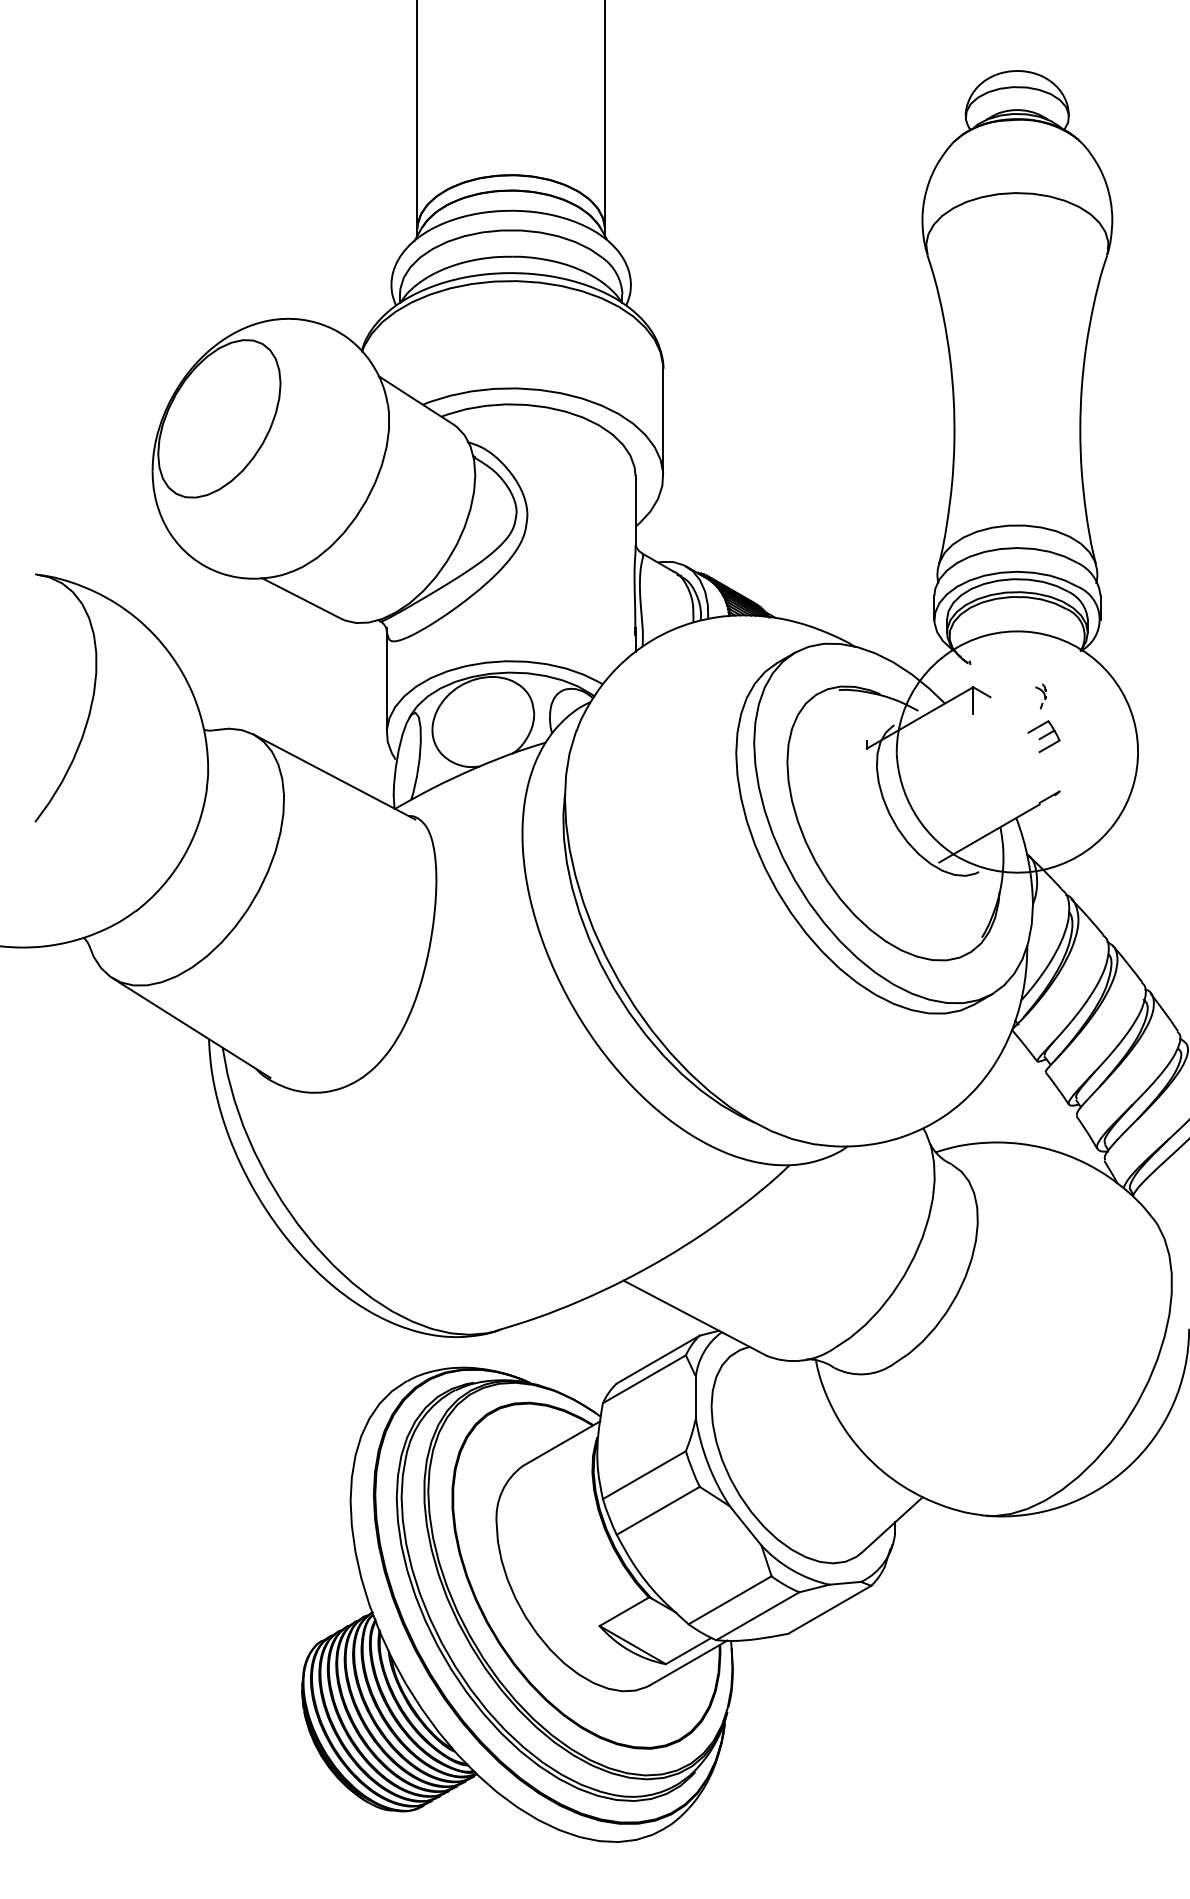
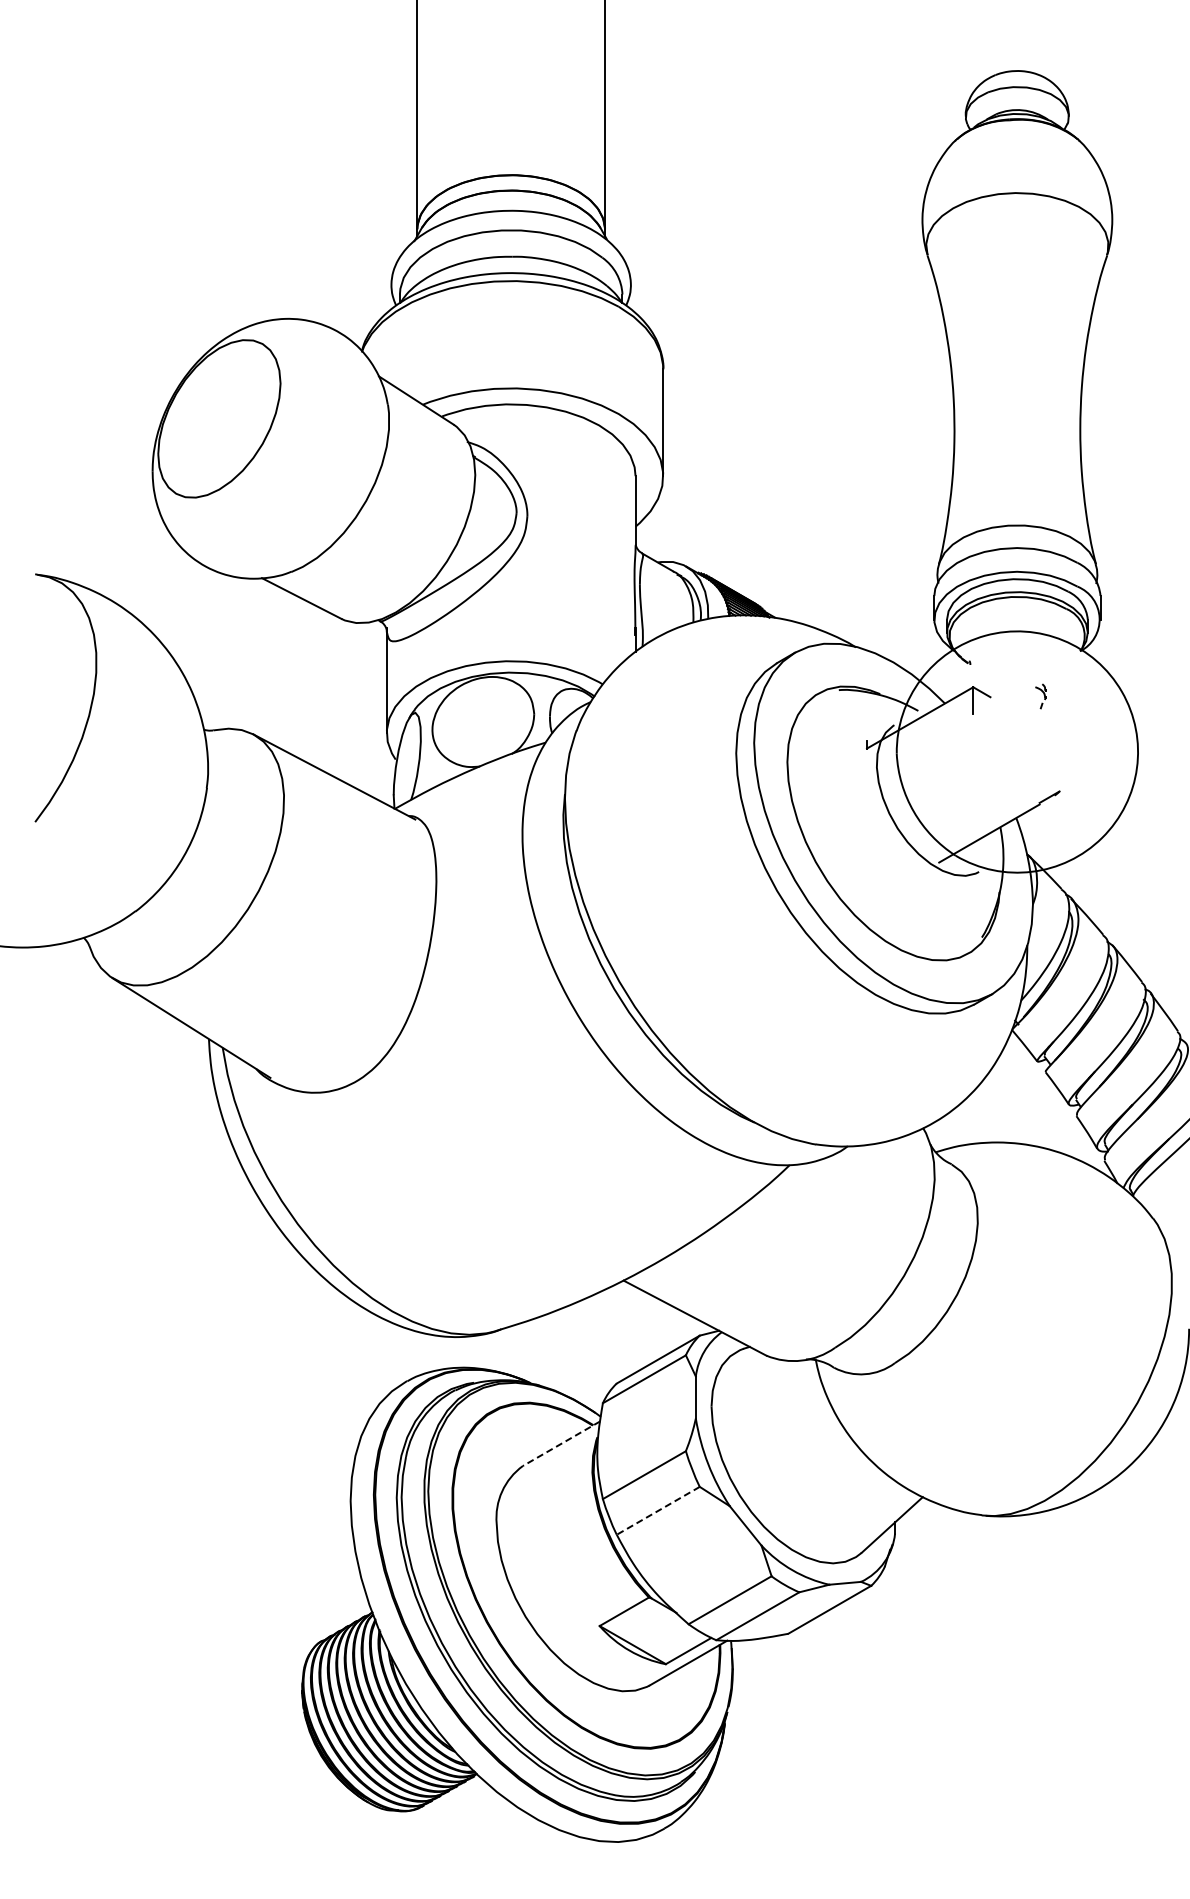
part: present -> none (1043, 736)
line: solid -> dashed (561, 1443)
line: solid -> dashed (658, 1510)
